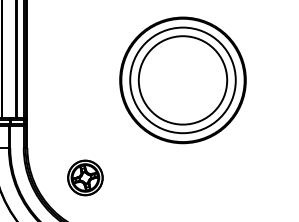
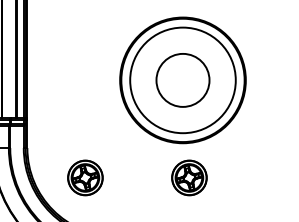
circle diameter: 88 px -> 53 px (182, 79)
part: none -> present (189, 177)
